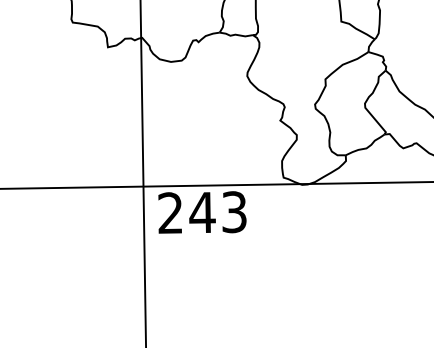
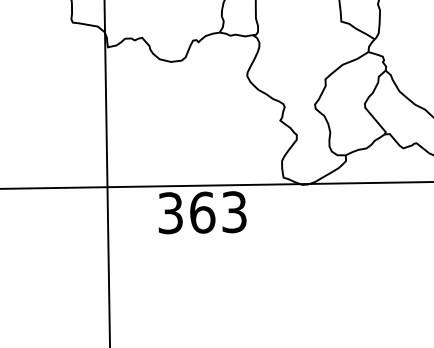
line position: (143, 173) -> (106, 173) (106, 173)
text: 243 -> 363 (186, 212)
